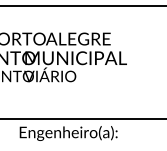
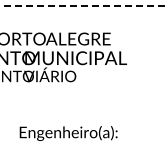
line: solid -> dashed (83, 6)
line: present -> none (82, 119)
